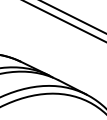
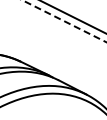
line: solid -> dashed (64, 21)
